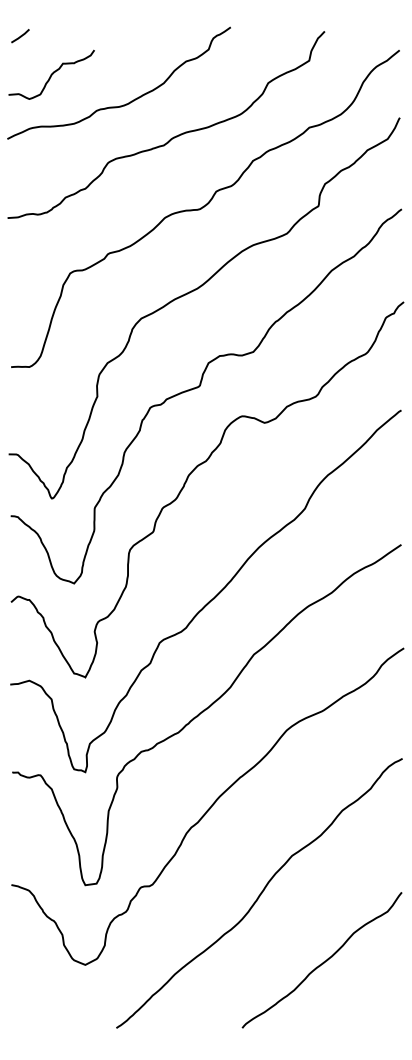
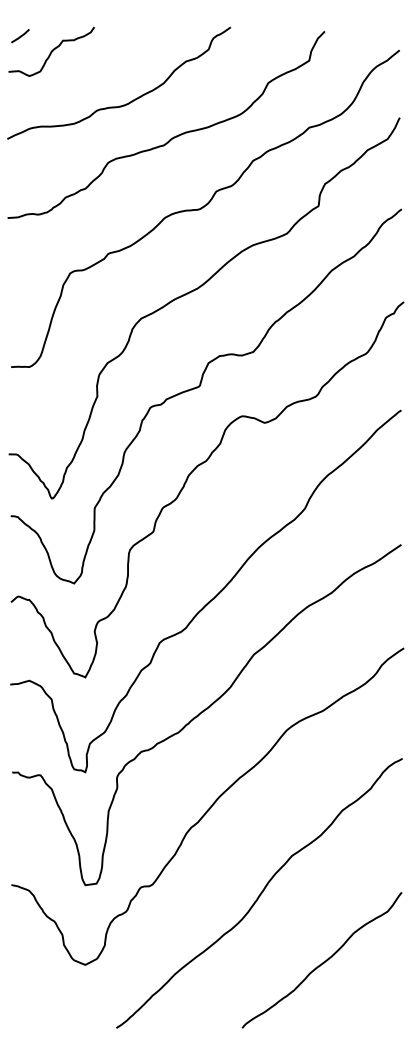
curve position: (51, 74) -> (51, 51) (51, 51)
